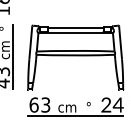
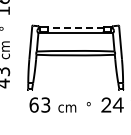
line: solid -> dashed (75, 28)
line: present -> none (13, 56)
line: present -> none (75, 115)
